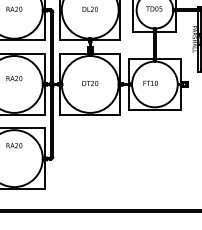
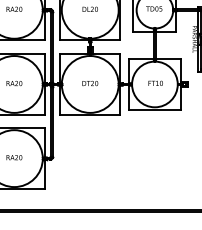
text position: (14, 78) -> (14, 83) (14, 83)
text position: (150, 82) -> (155, 82) (155, 82)
text position: (14, 145) -> (14, 157) (14, 157)
